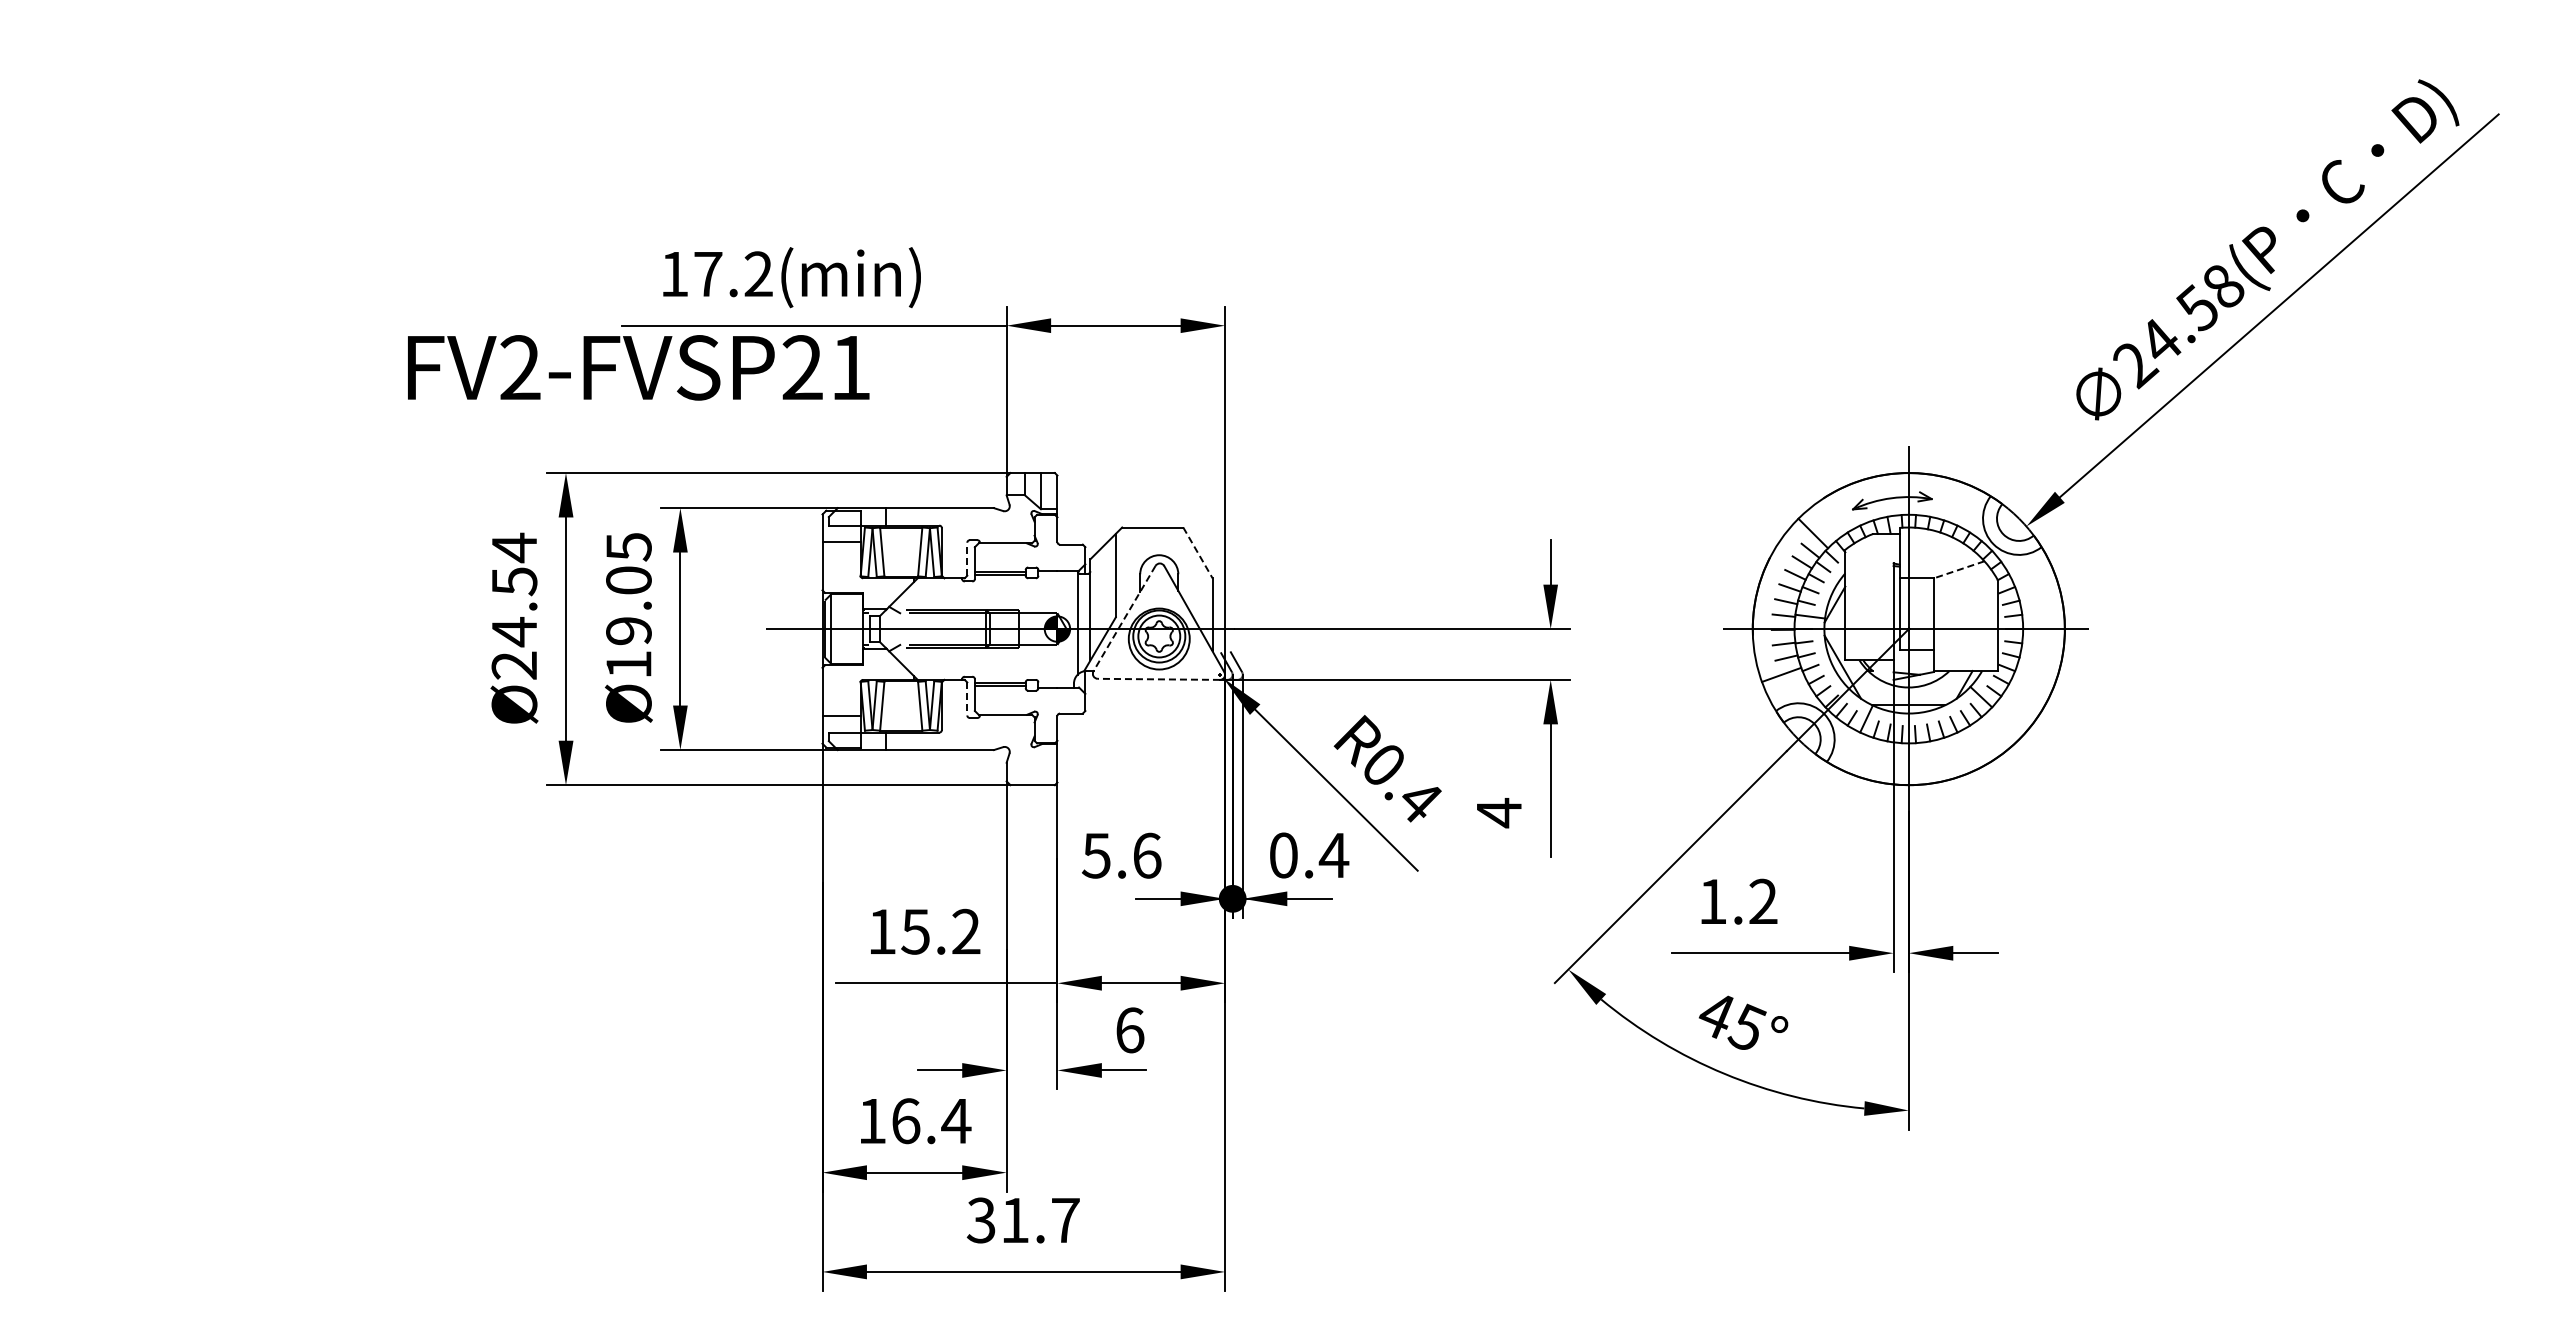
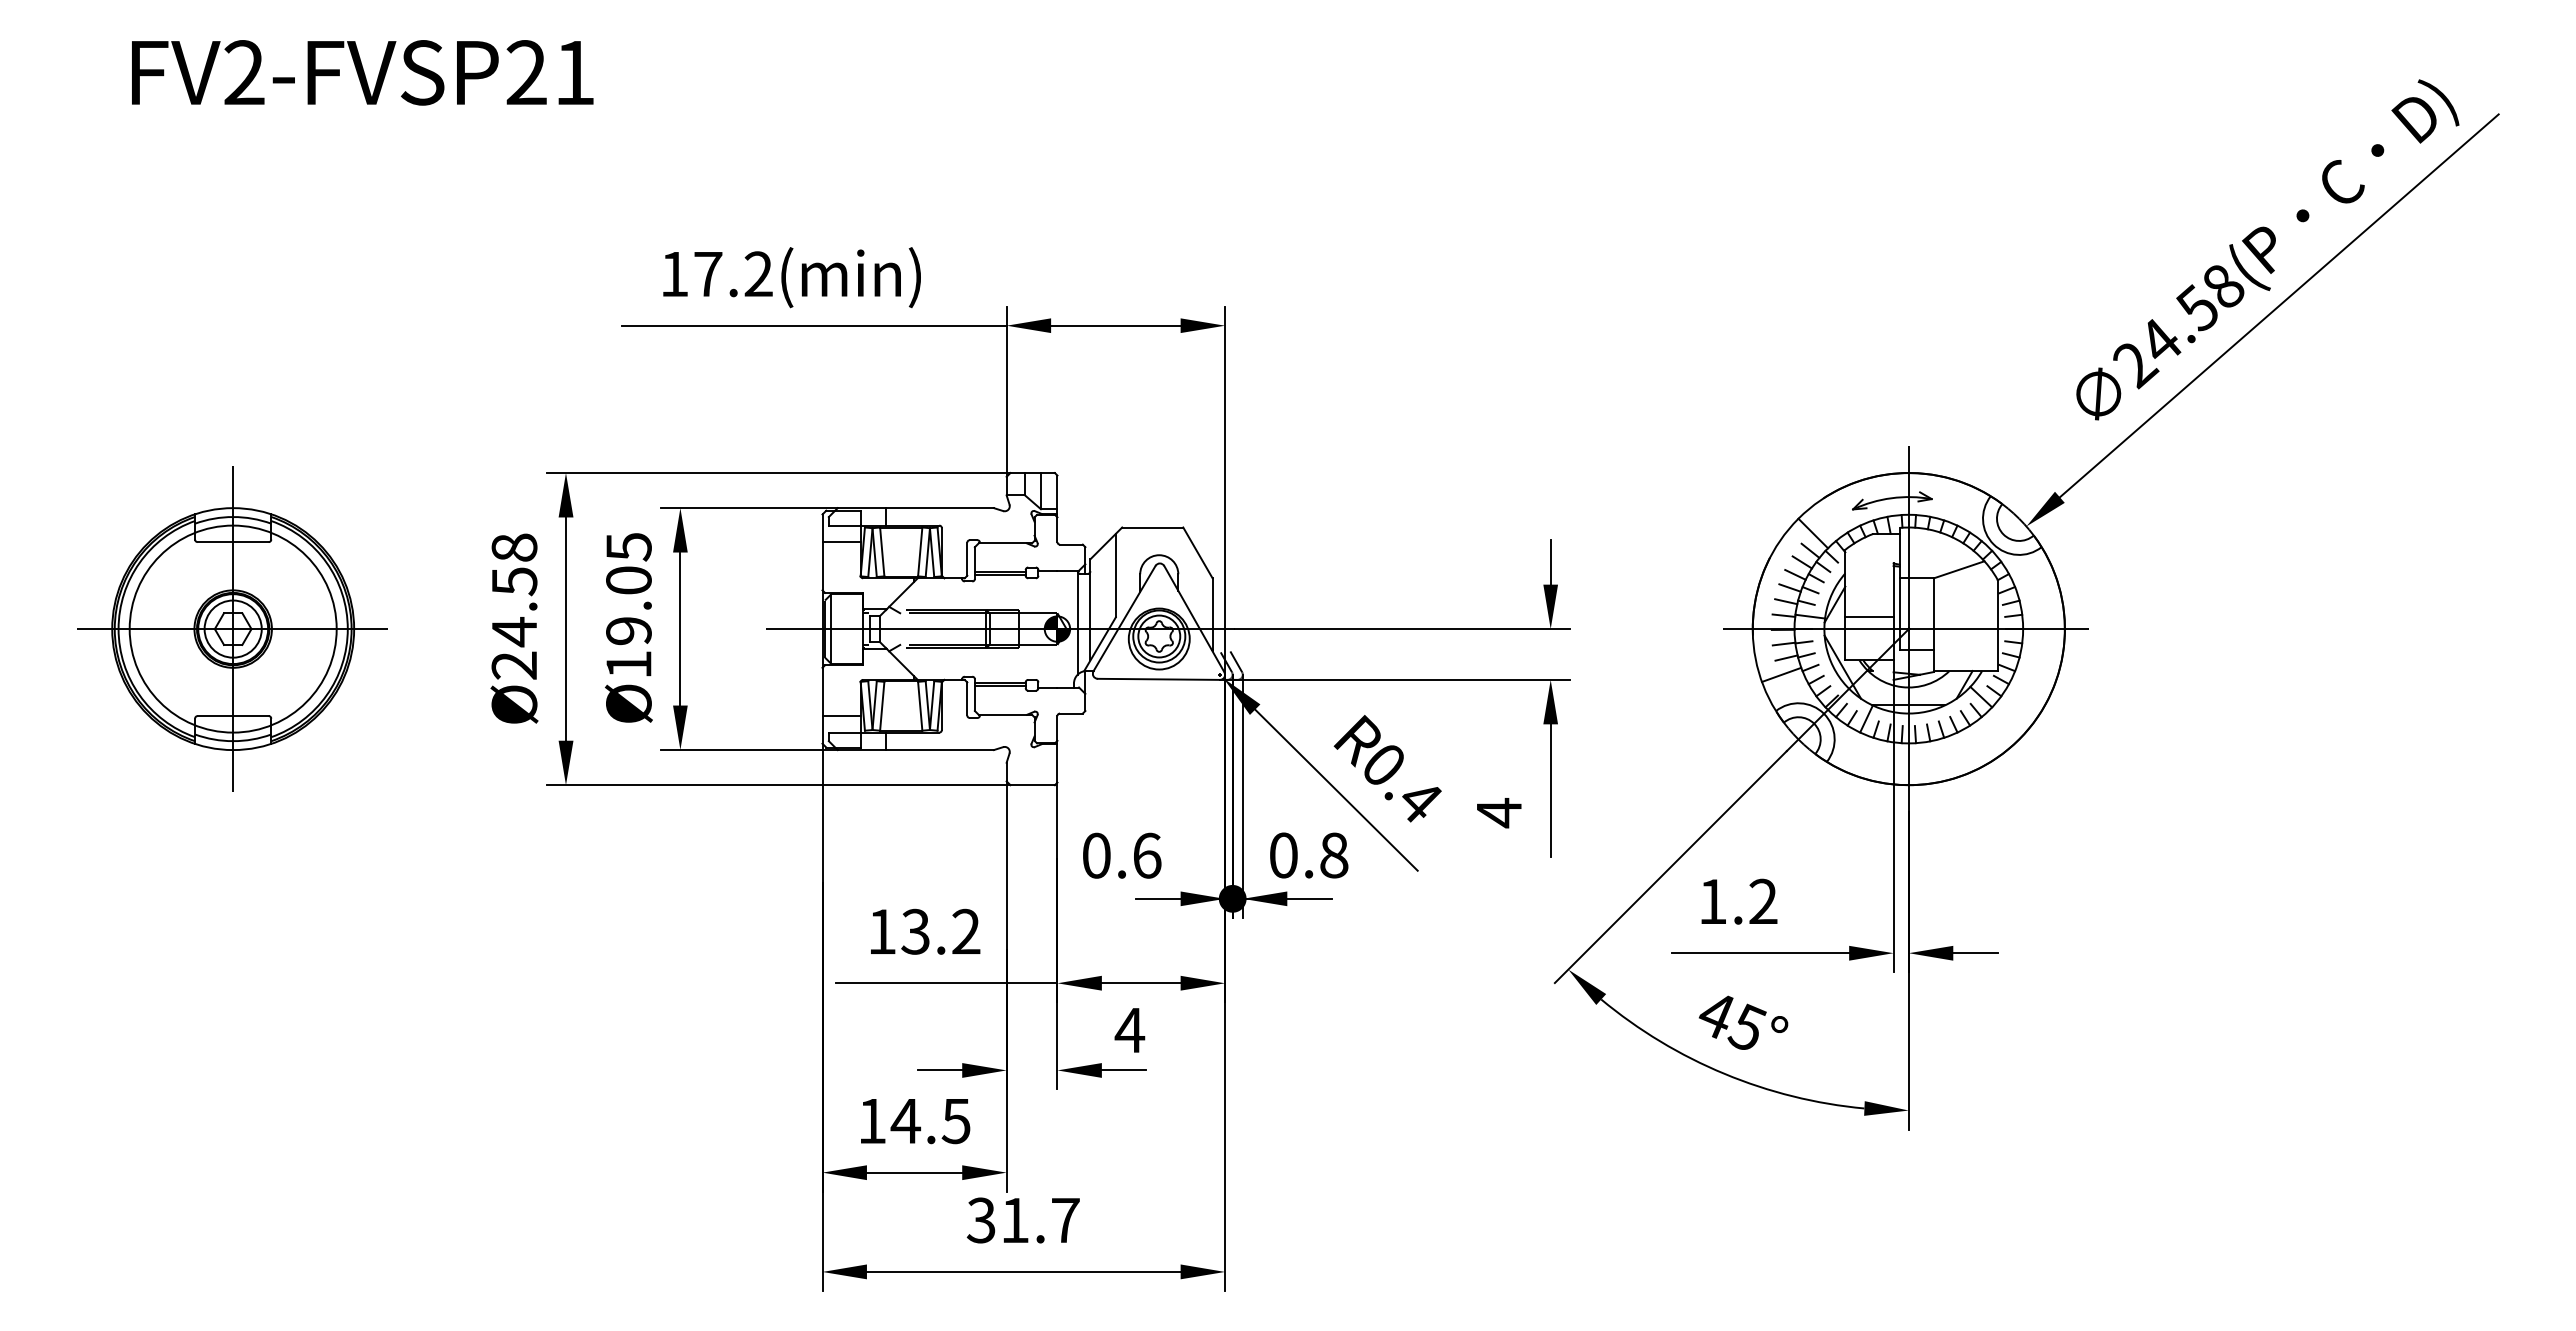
text position: (638, 367) -> (362, 72) (362, 72)
text: Ø24.54 -> Ø24.58 (514, 547)
line: dashed -> solid (1198, 553)
line: dashed -> solid (967, 559)
line: dashed -> solid (1959, 569)
line: none -> present (1869, 617)
line: dashed -> solid (1124, 619)
part: none -> present (232, 628)
line: dashed -> solid (1158, 679)
line: dashed -> solid (967, 698)
text: 5.6 -> 0.6 (1095, 855)
text: 0.4 -> 0.8 (1333, 855)
text: 15.2 -> 13.2 (915, 931)
text: 6 -> 4 (1129, 1030)
text: 16.4 -> 14.5 (930, 1121)
